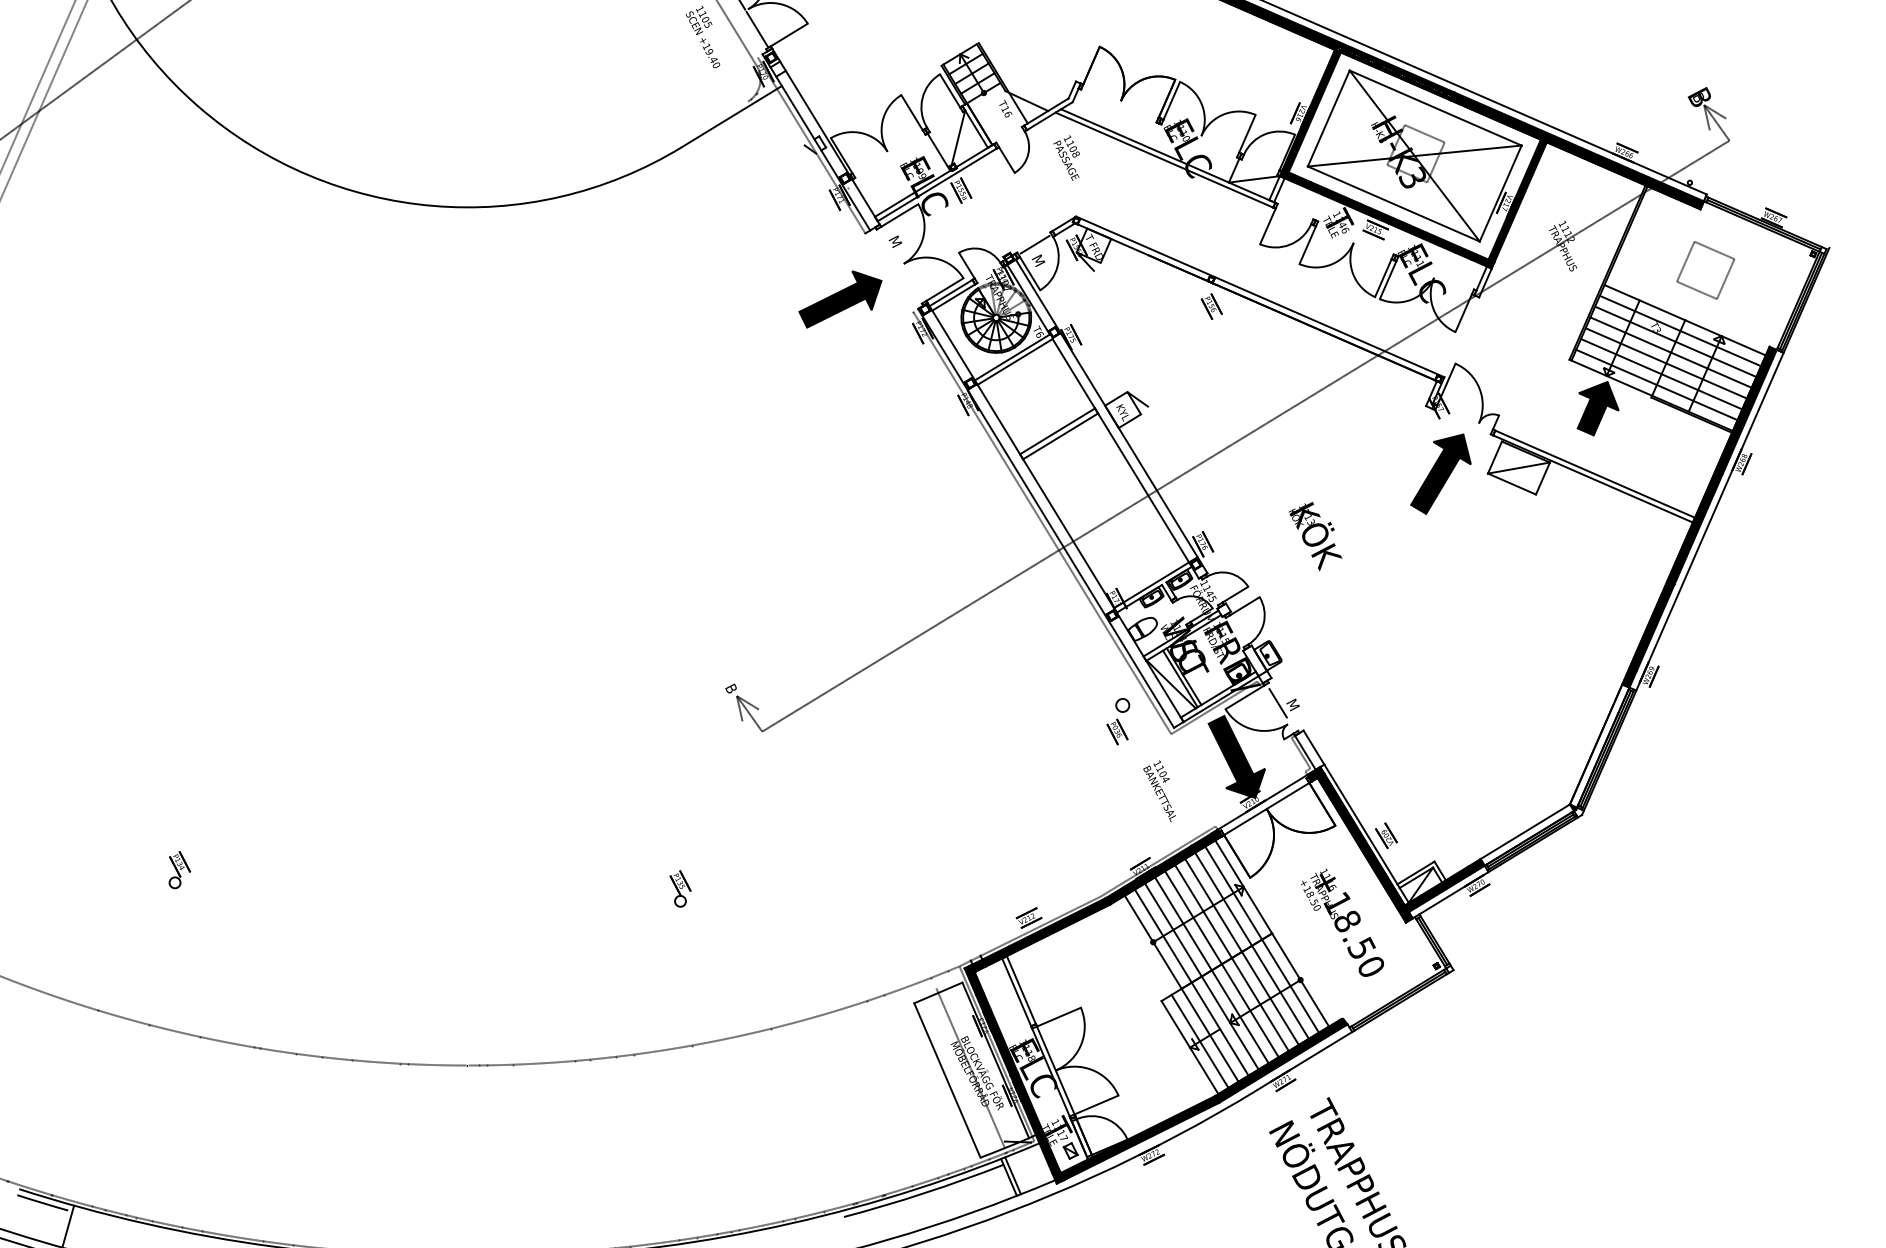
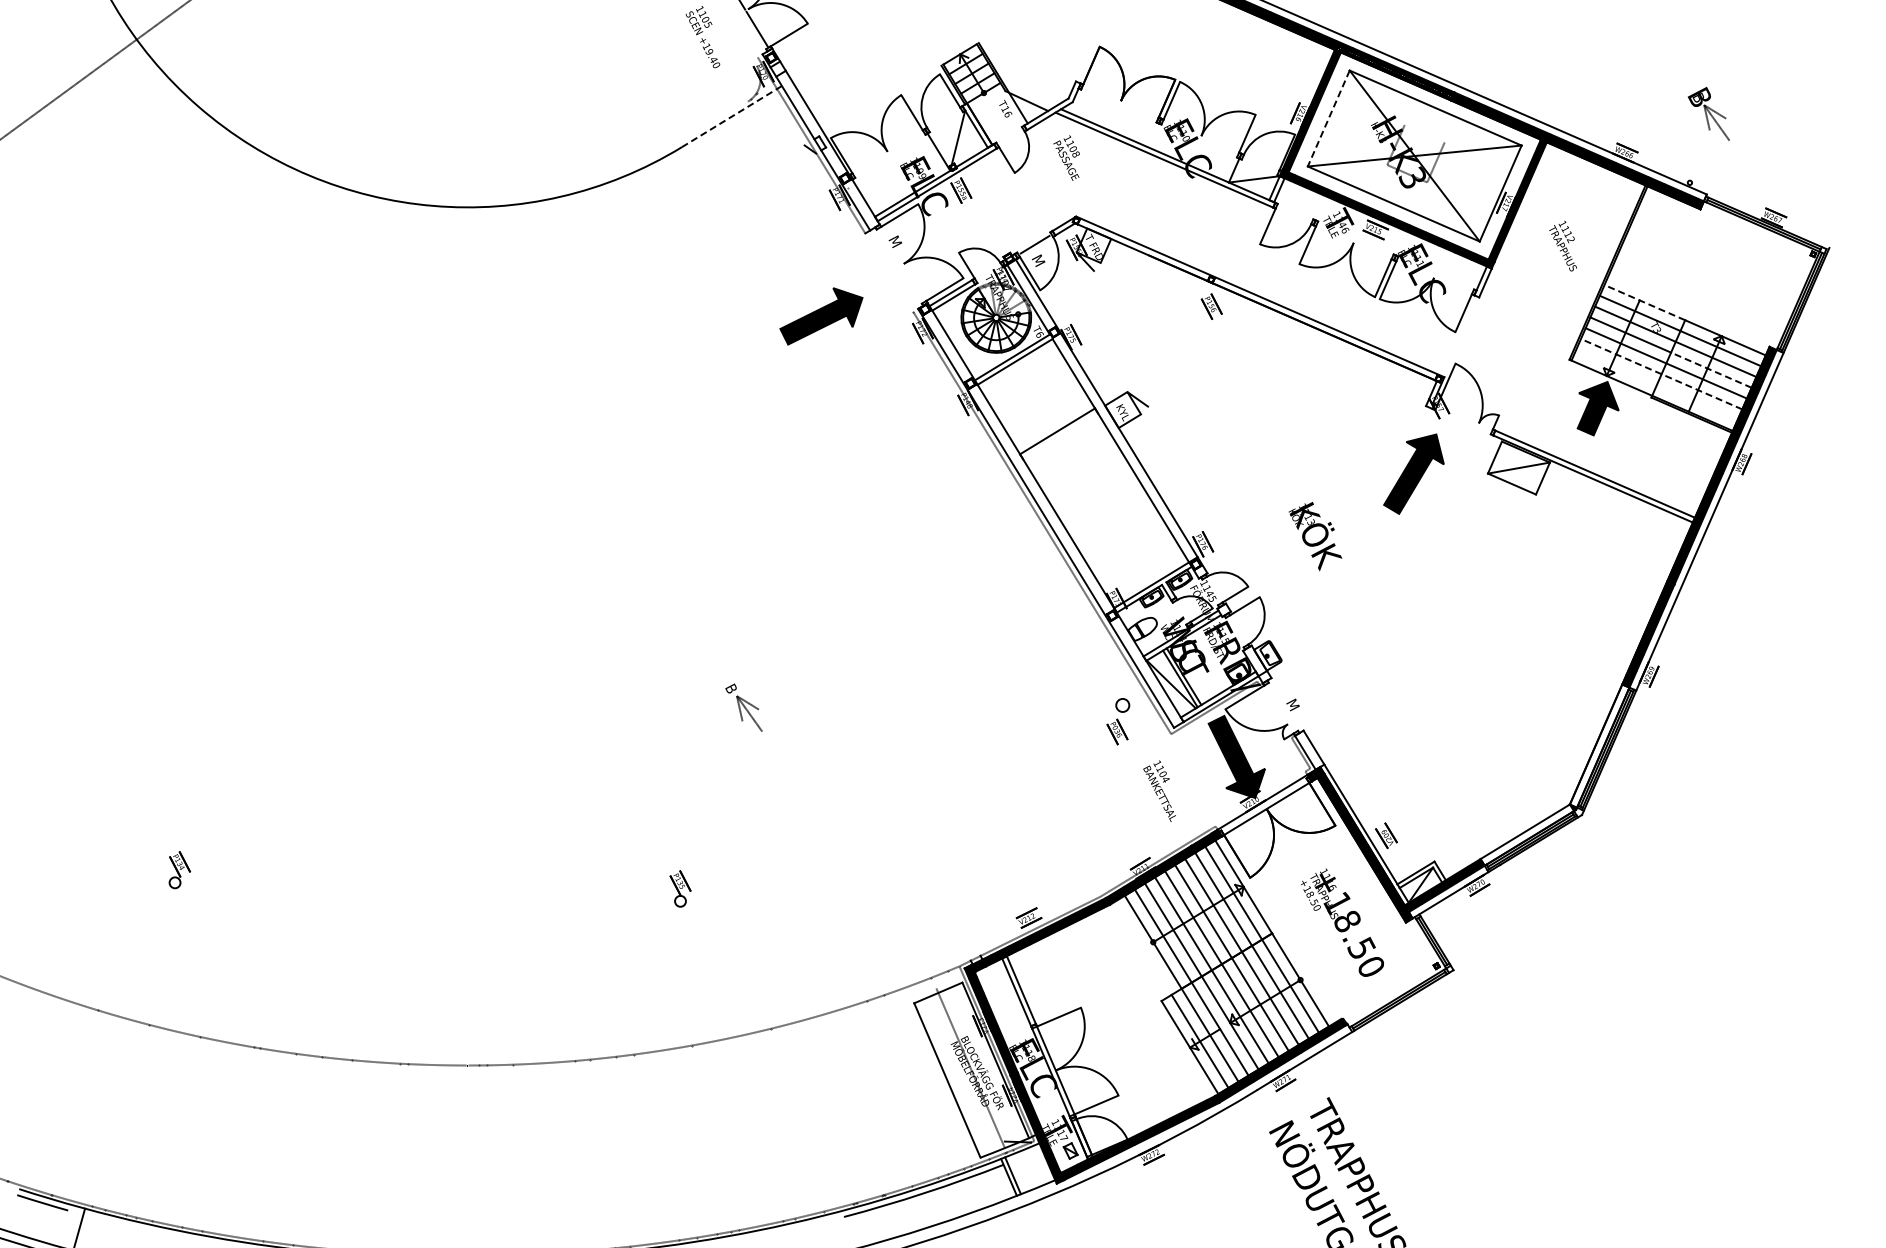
line: present -> none (736, 33)
line: present -> none (38, 85)
line: present -> none (44, 98)
line: solid -> dashed (731, 116)
line: solid -> dashed (1328, 119)
line: present -> none (1424, 133)
part: present -> none (1705, 270)
part position: (840, 299) -> (821, 316) (821, 316)
line: solid -> dashed (1644, 302)
line: solid -> dashed (1710, 370)
line: solid -> dashed (1661, 374)
line: present -> none (1656, 384)
line: present -> none (1245, 435)
line: present -> none (1060, 436)
part position: (1440, 473) -> (1413, 473) (1413, 473)
line: present -> none (1277, 703)
line position: (68, 1224) -> (80, 1226) (80, 1226)
